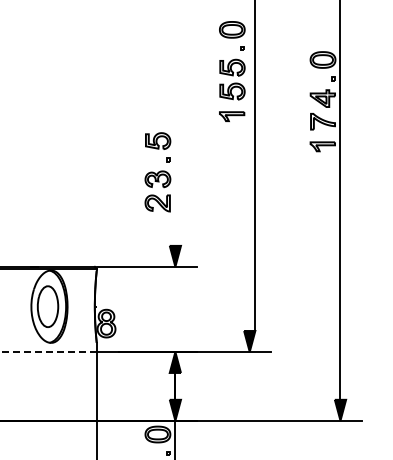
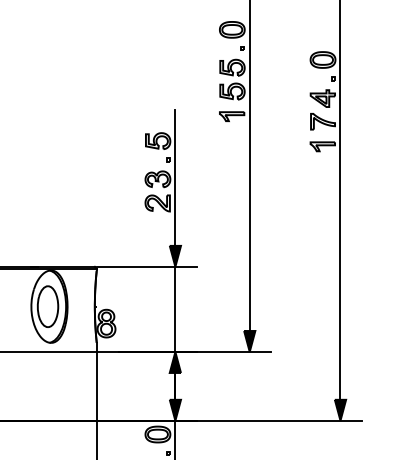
line position: (254, 166) -> (249, 166) (249, 166)
line: none -> present (175, 177)
line: none -> present (175, 308)
line: dashed -> solid (48, 351)
